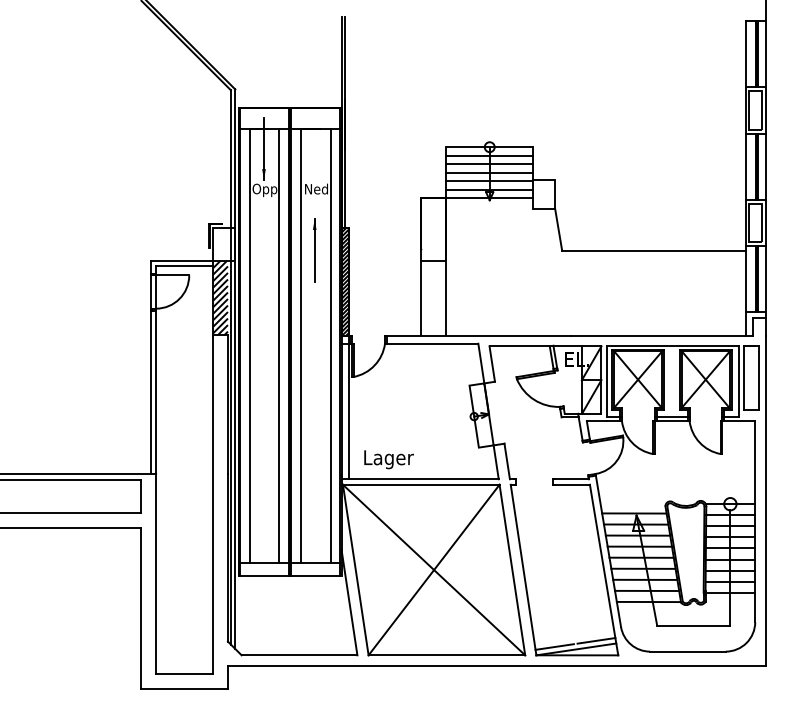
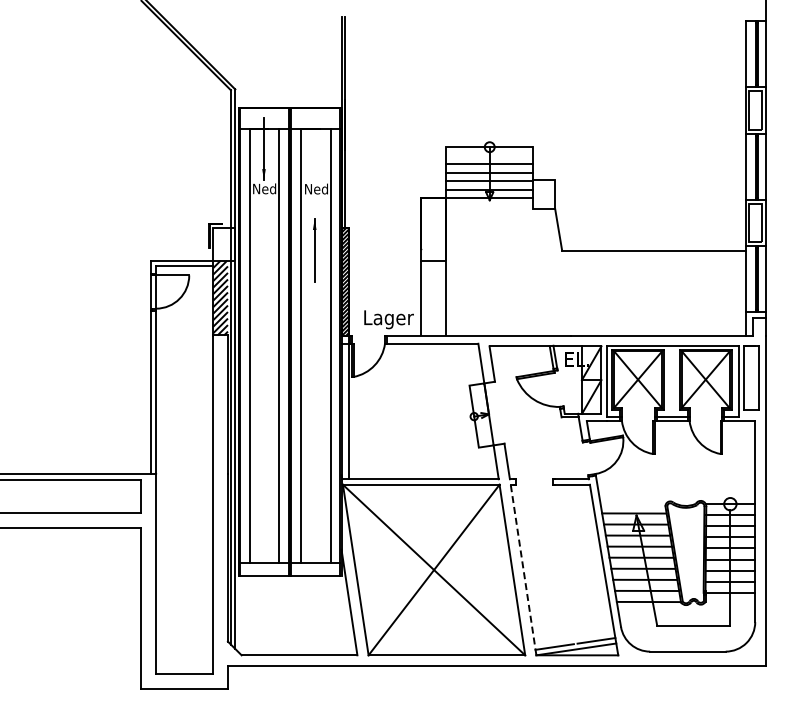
line: present -> none (489, 155)
text: Opp -> Ned (264, 190)
text position: (388, 459) -> (388, 319) (388, 319)
line: solid -> dashed (523, 569)
